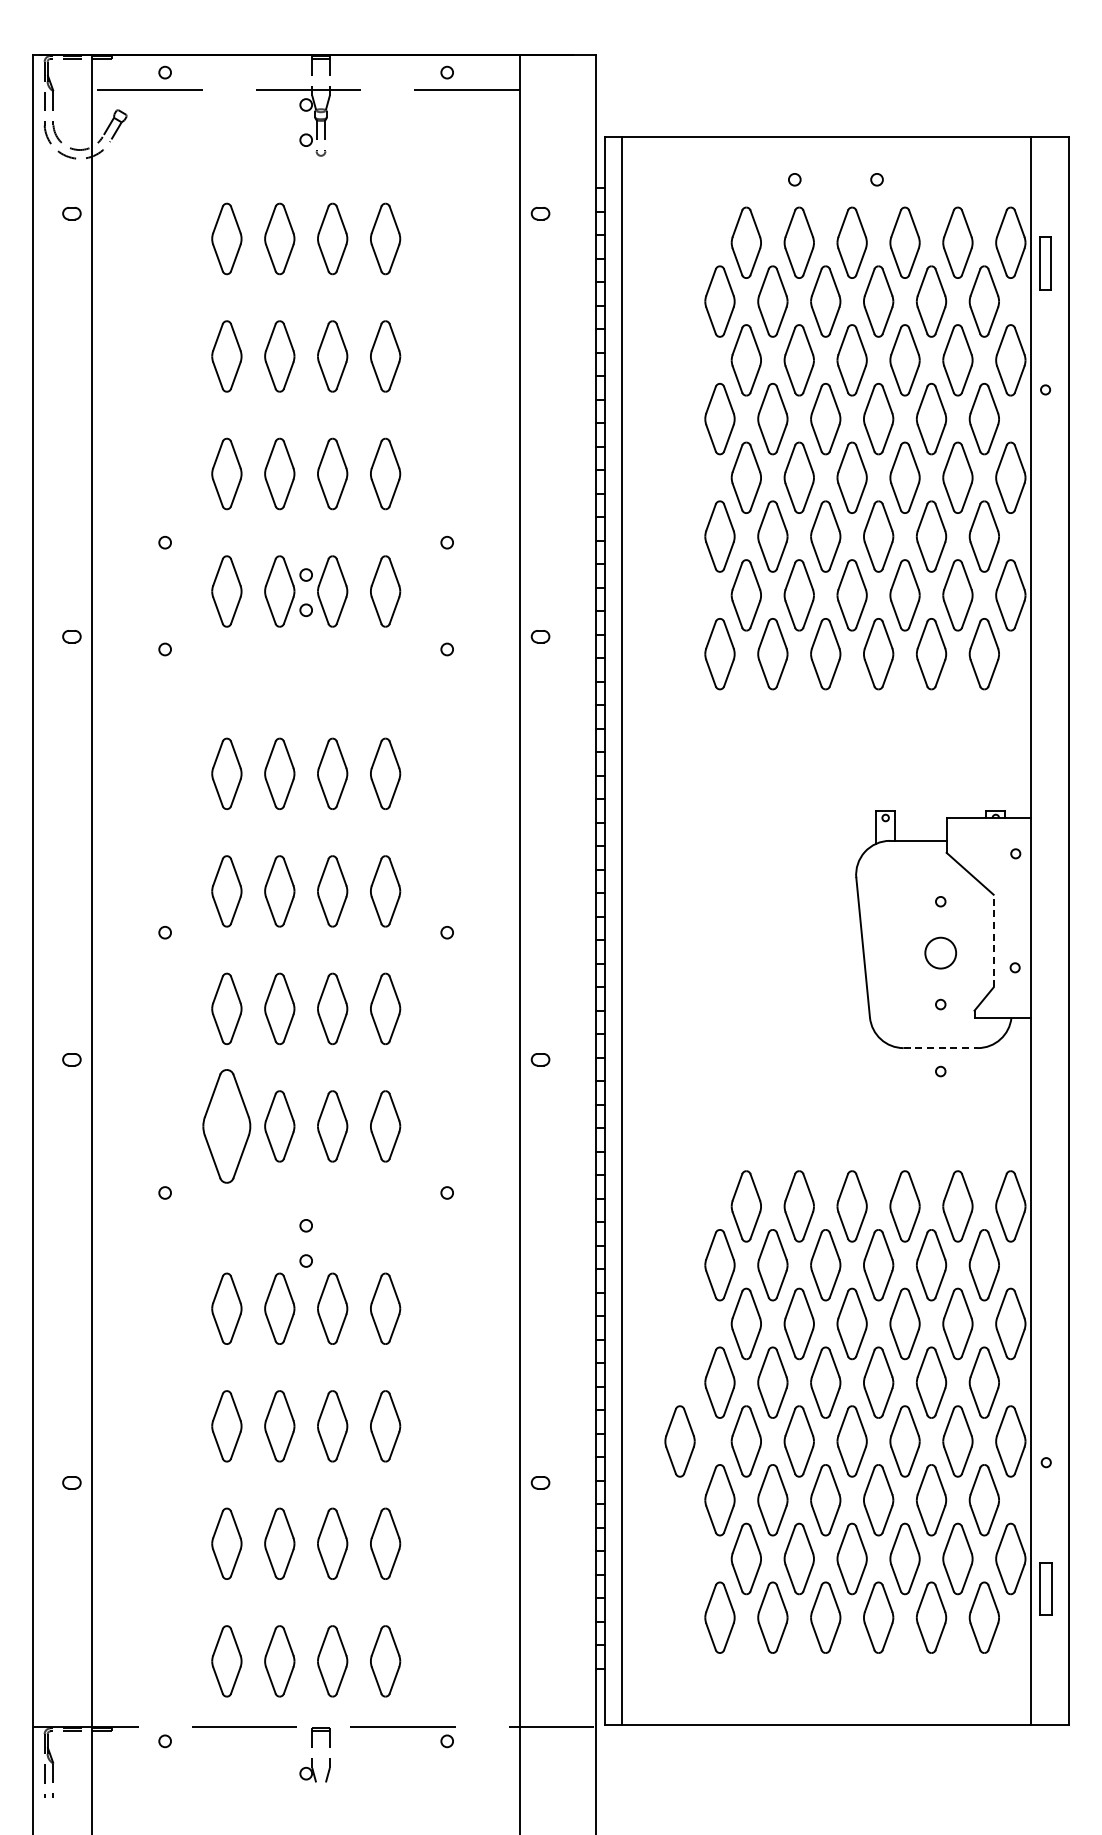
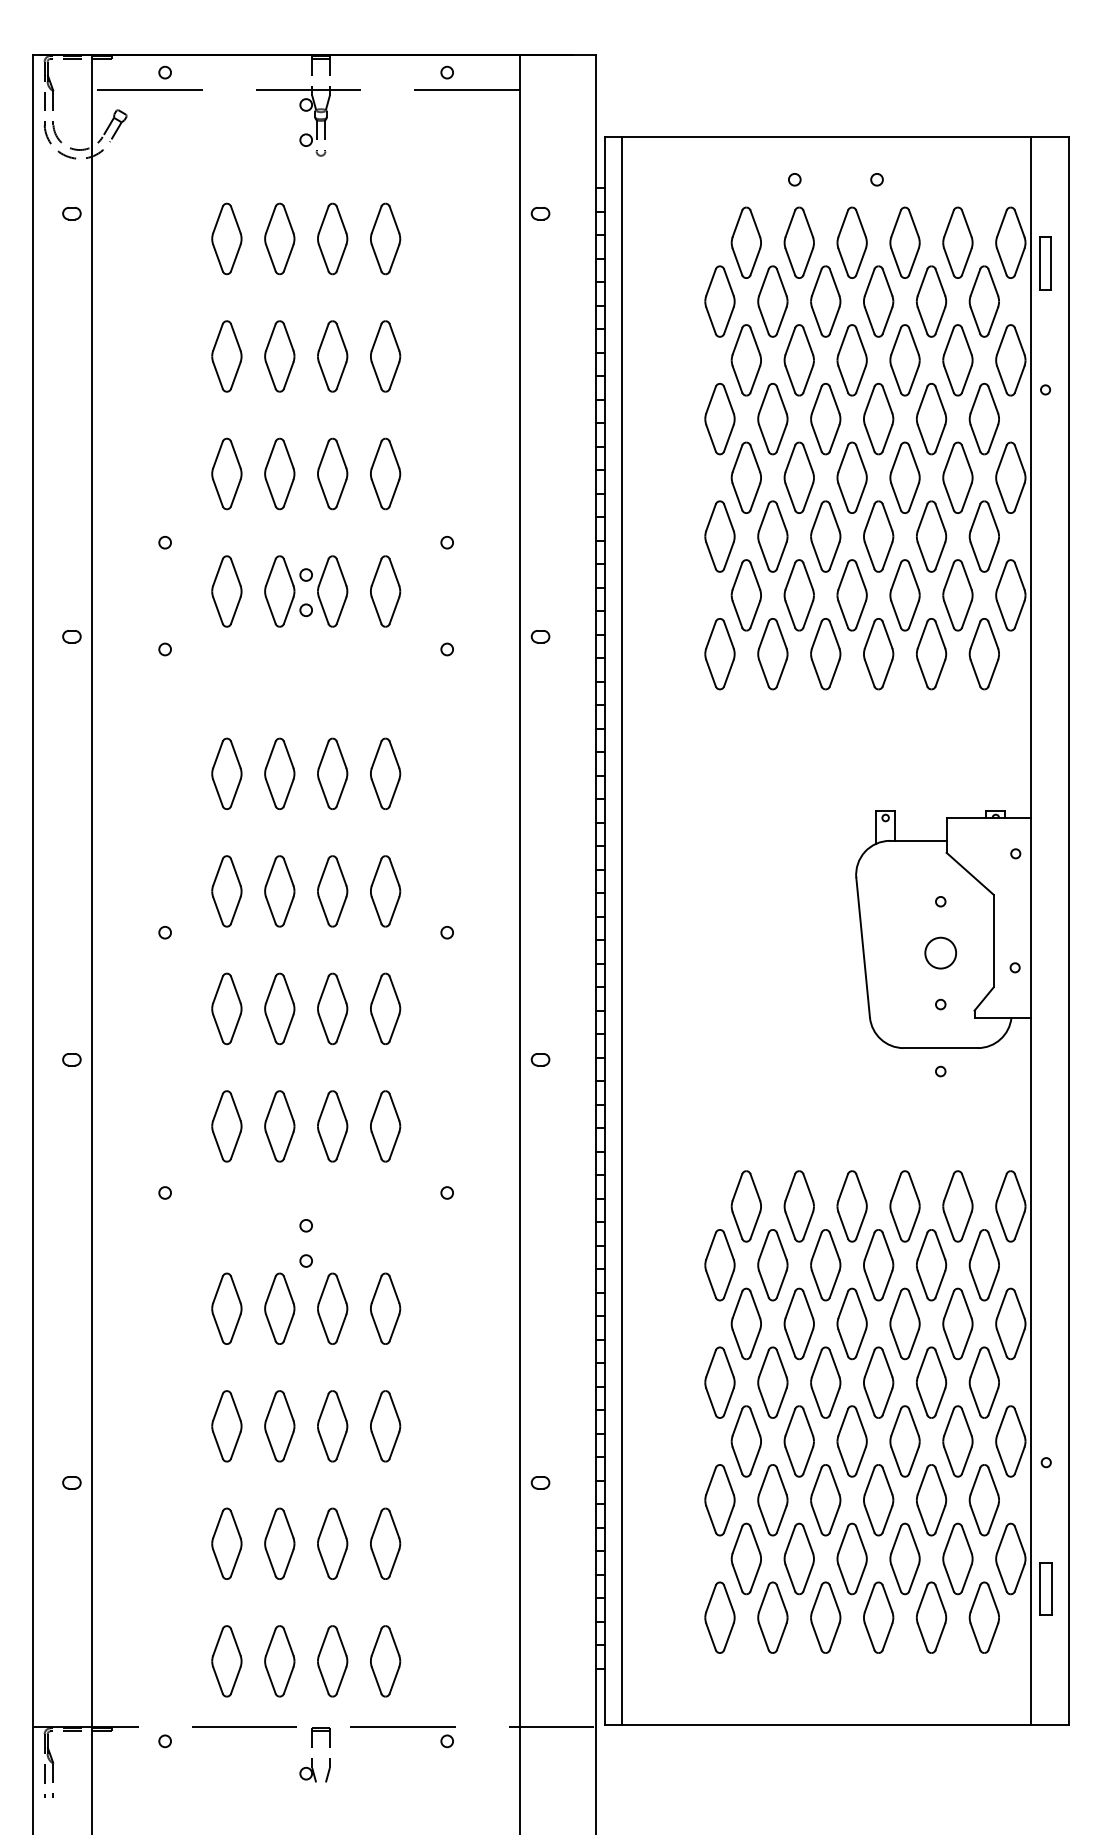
line: dashed -> solid (993, 940)
line: dashed -> solid (941, 1048)
part size: 50x115 px -> 32x73 px (226, 1126)
part: present -> none (679, 1441)
